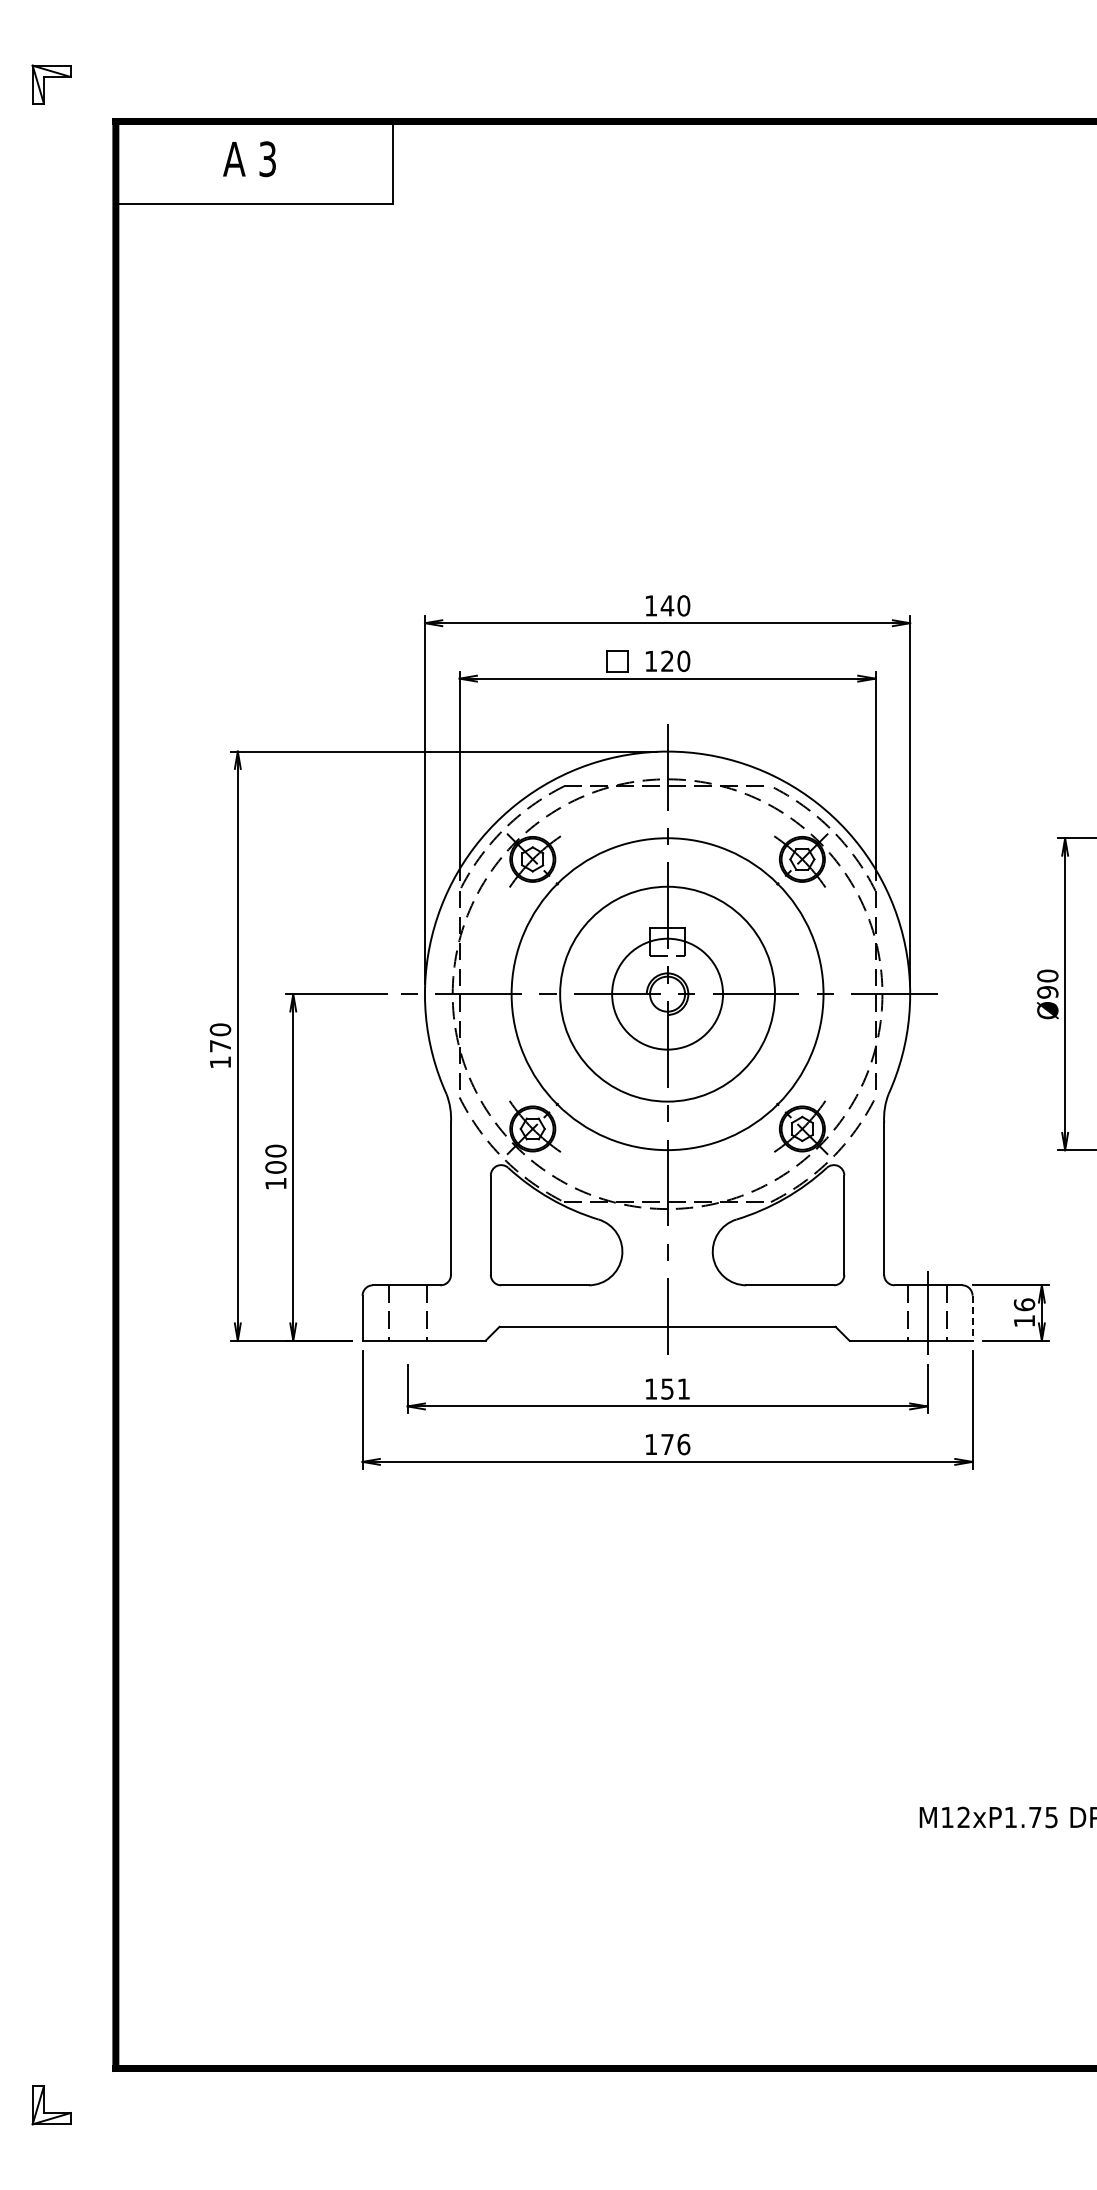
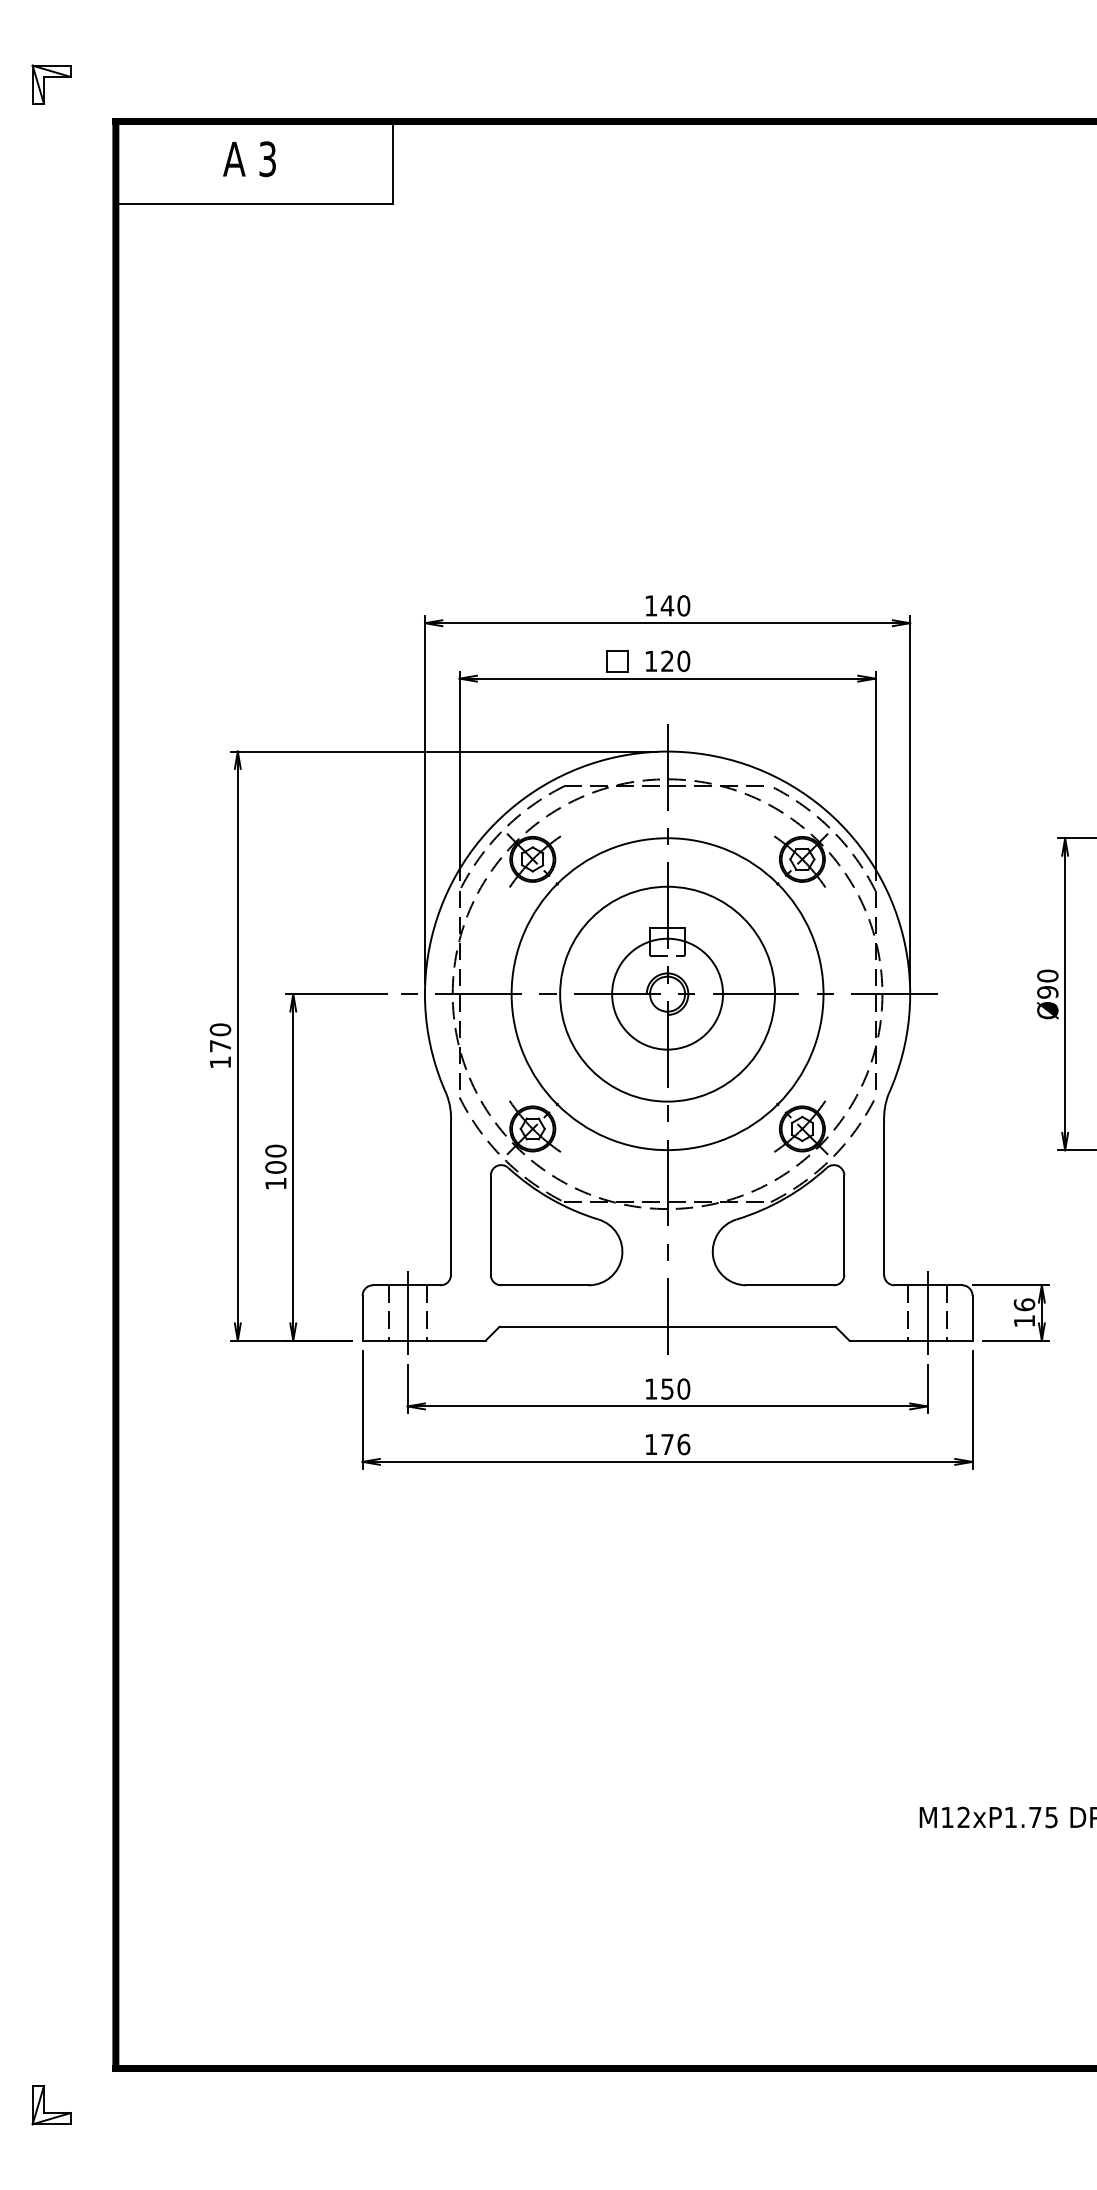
line: none -> present (407, 1312)
line: dashed -> solid (972, 1318)
text: 151 -> 150 (683, 1388)
